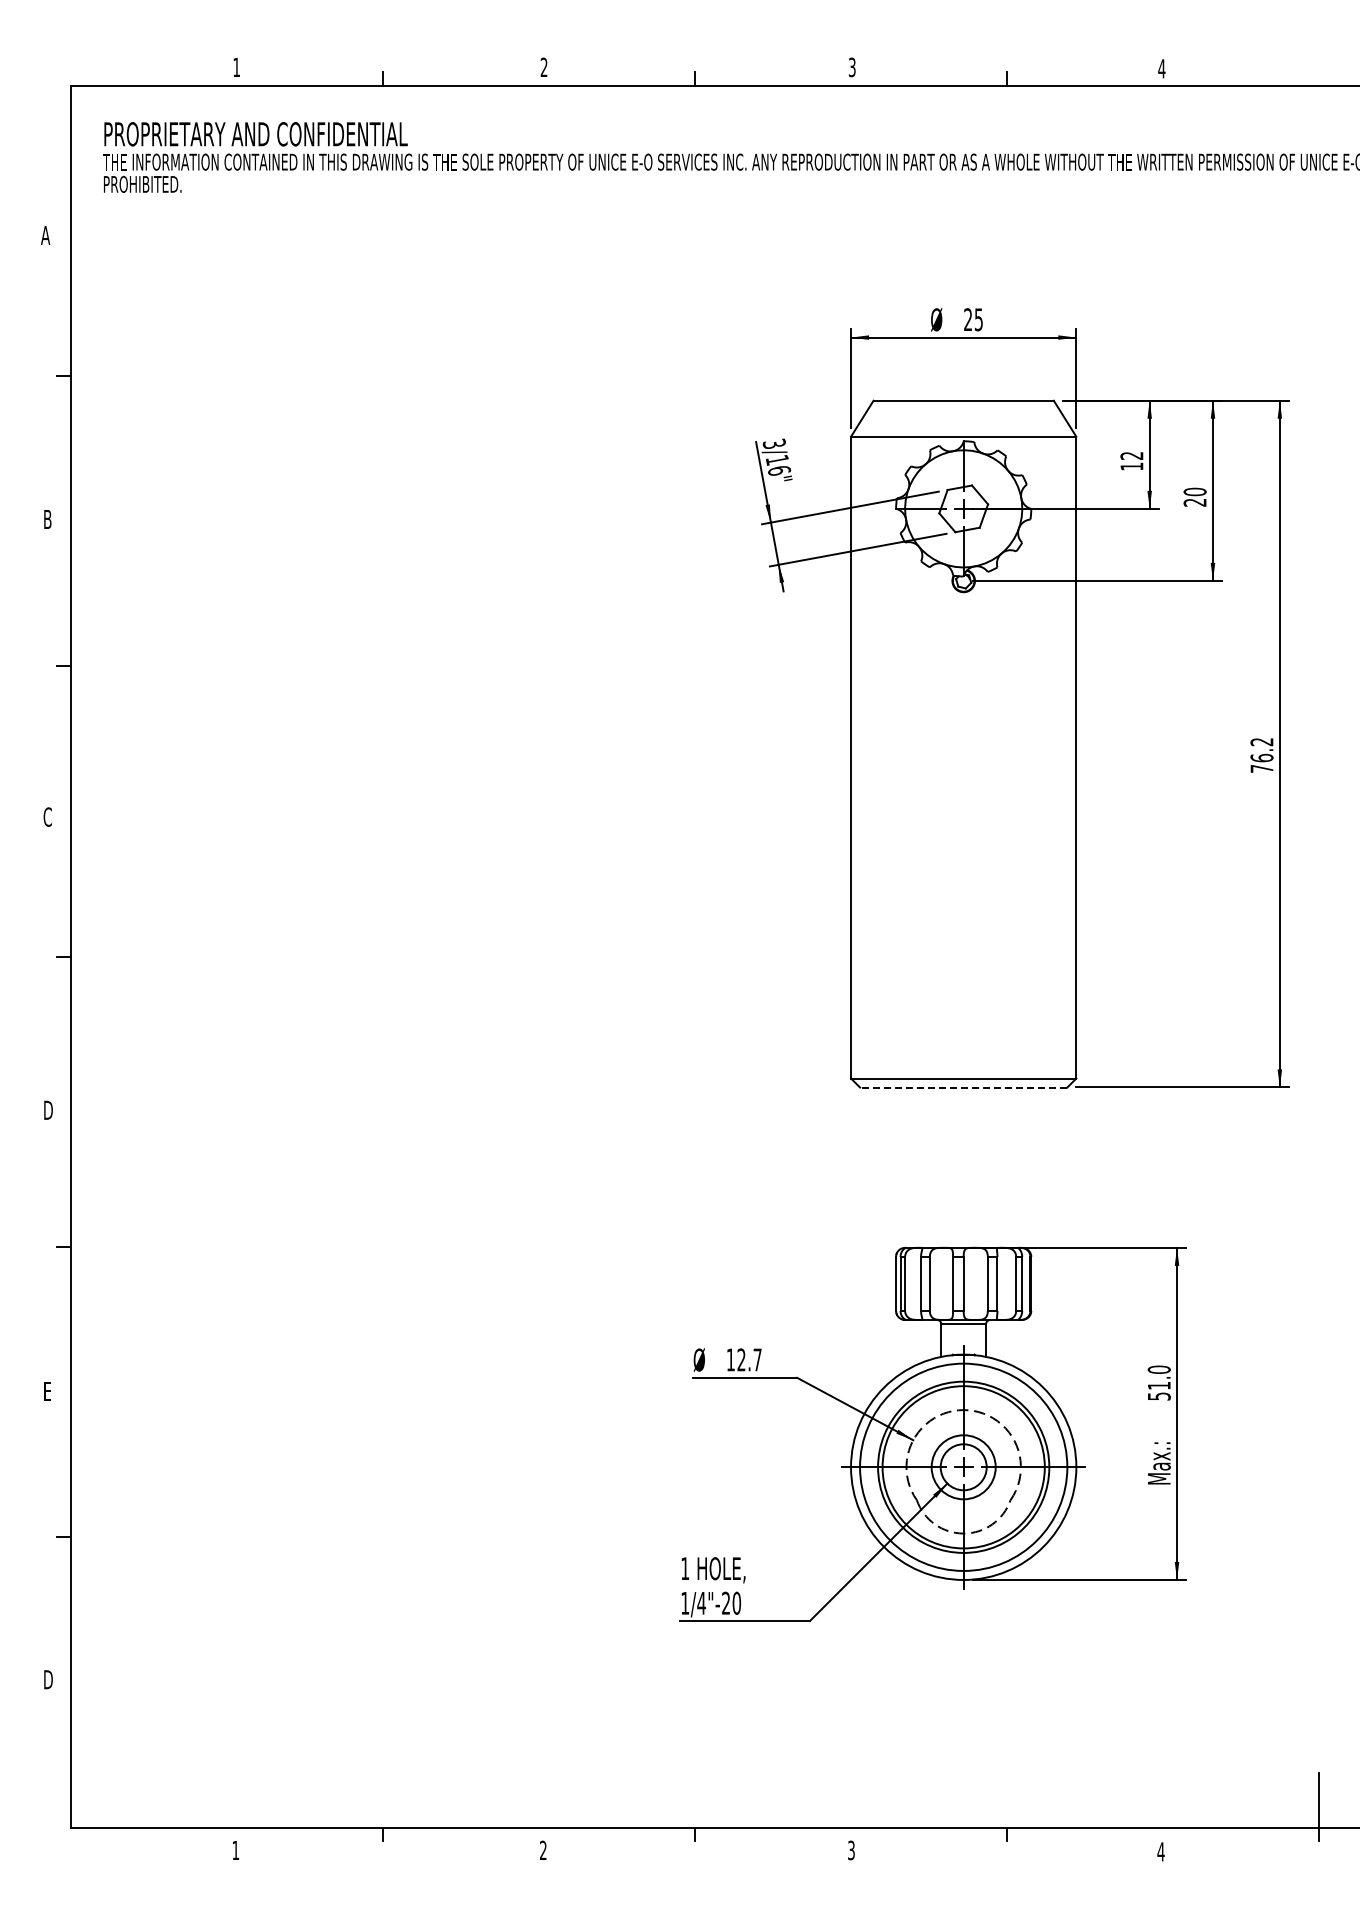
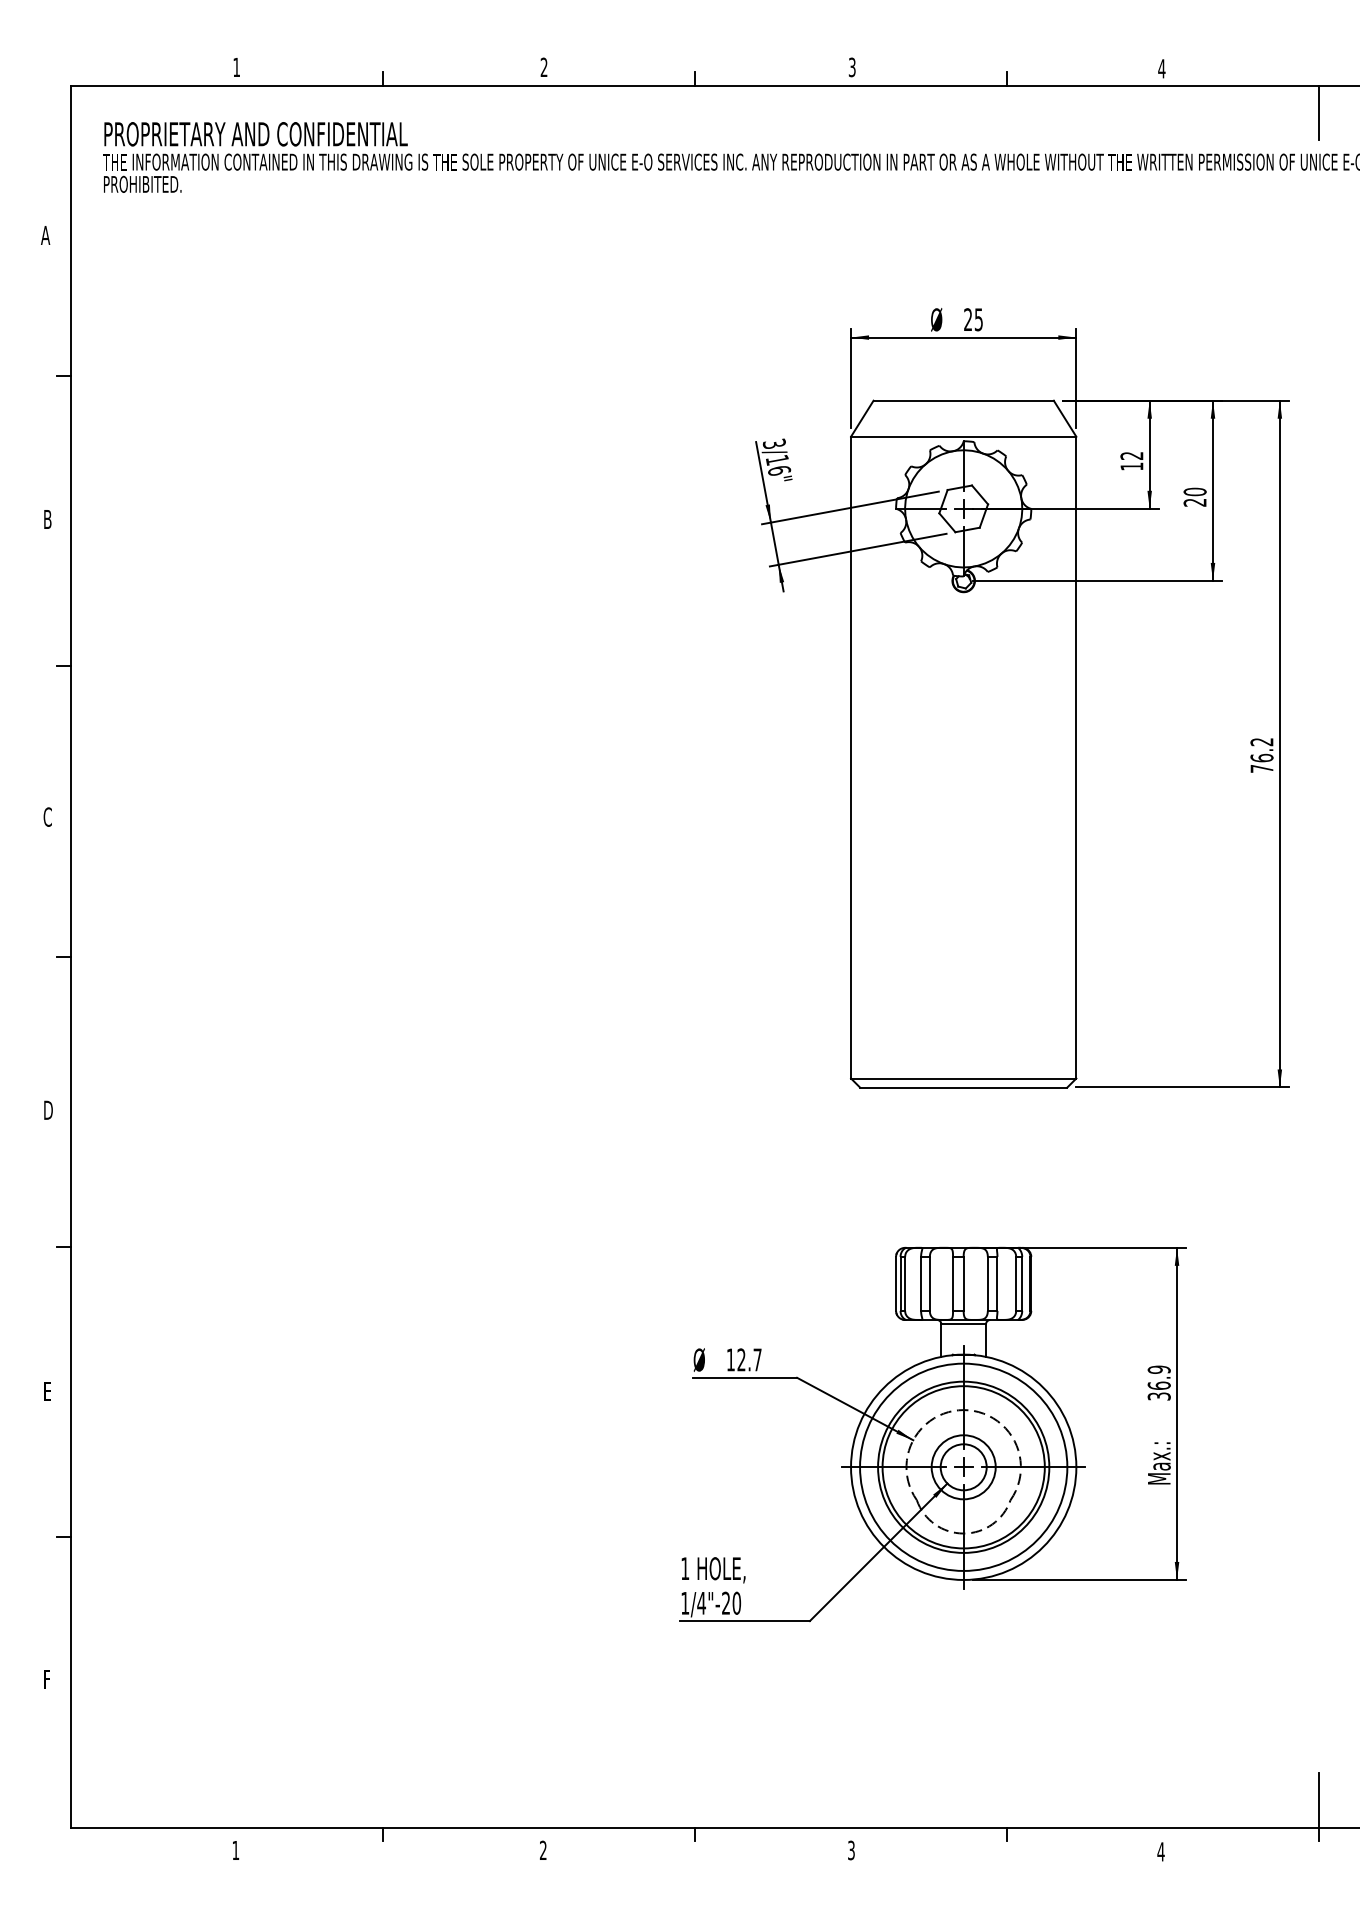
line: none -> present (1319, 112)
line: dashed -> solid (963, 1087)
text: 51.0 -> 36.9 (1158, 1382)
text: D -> F (48, 1679)
